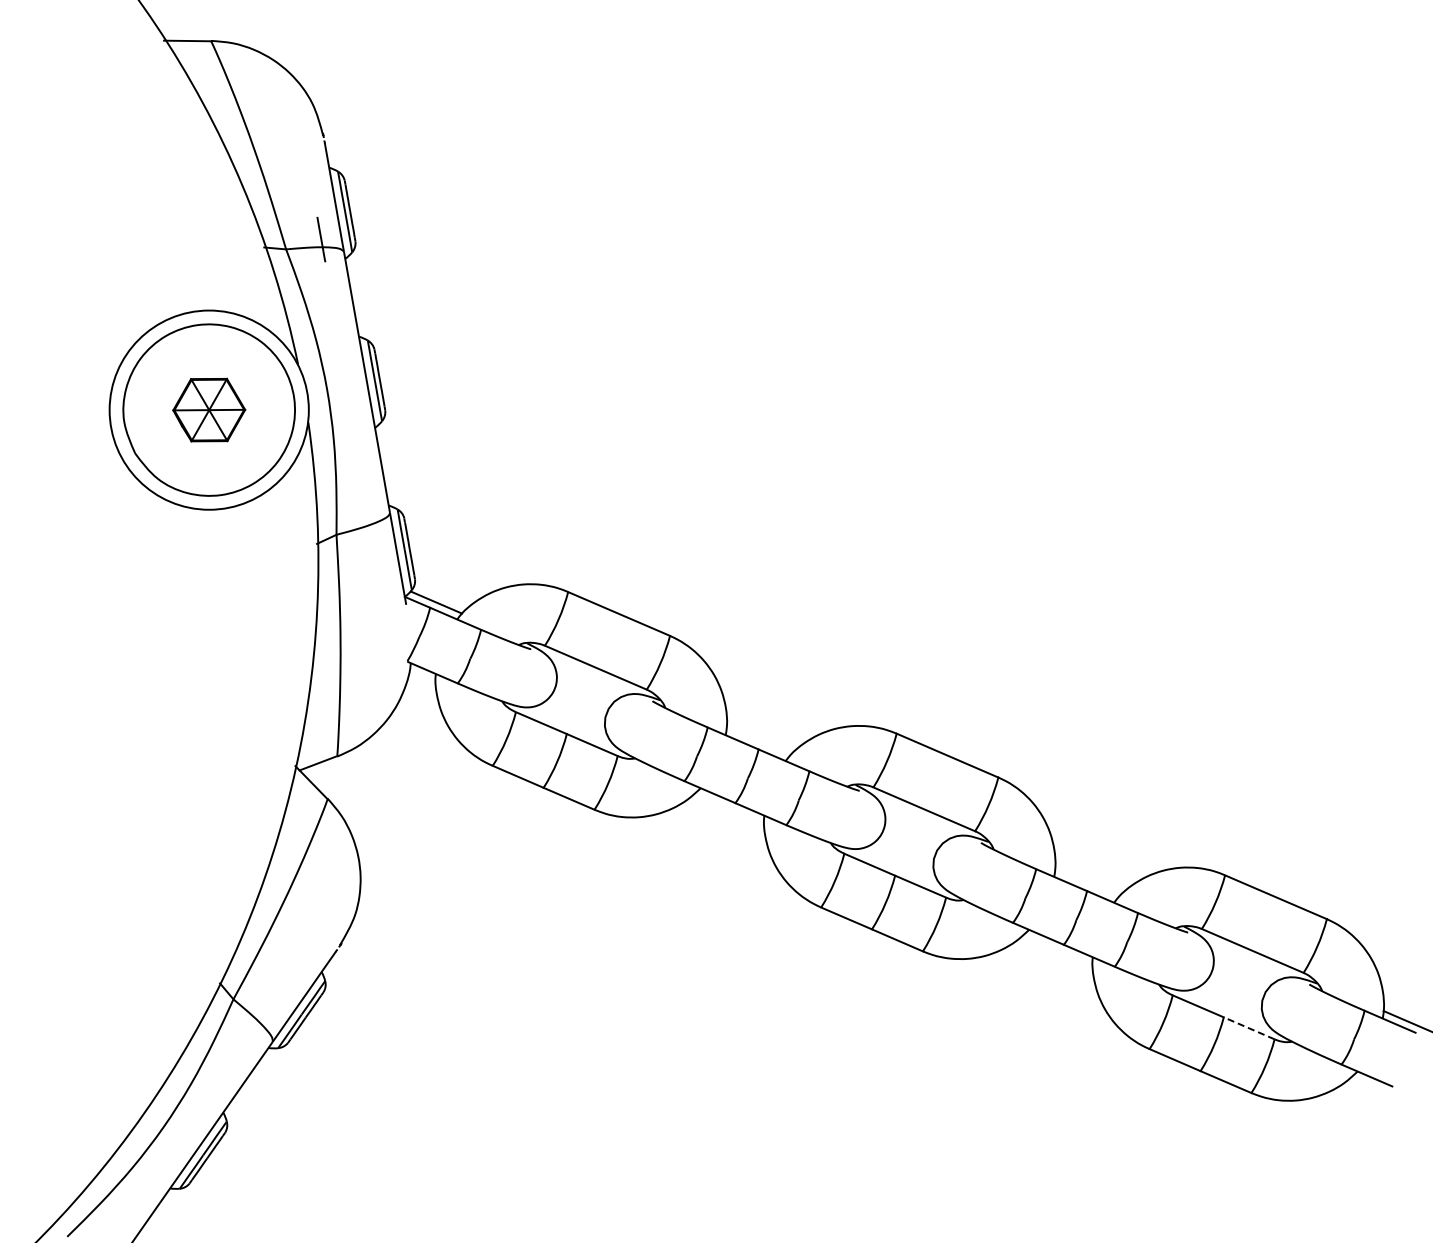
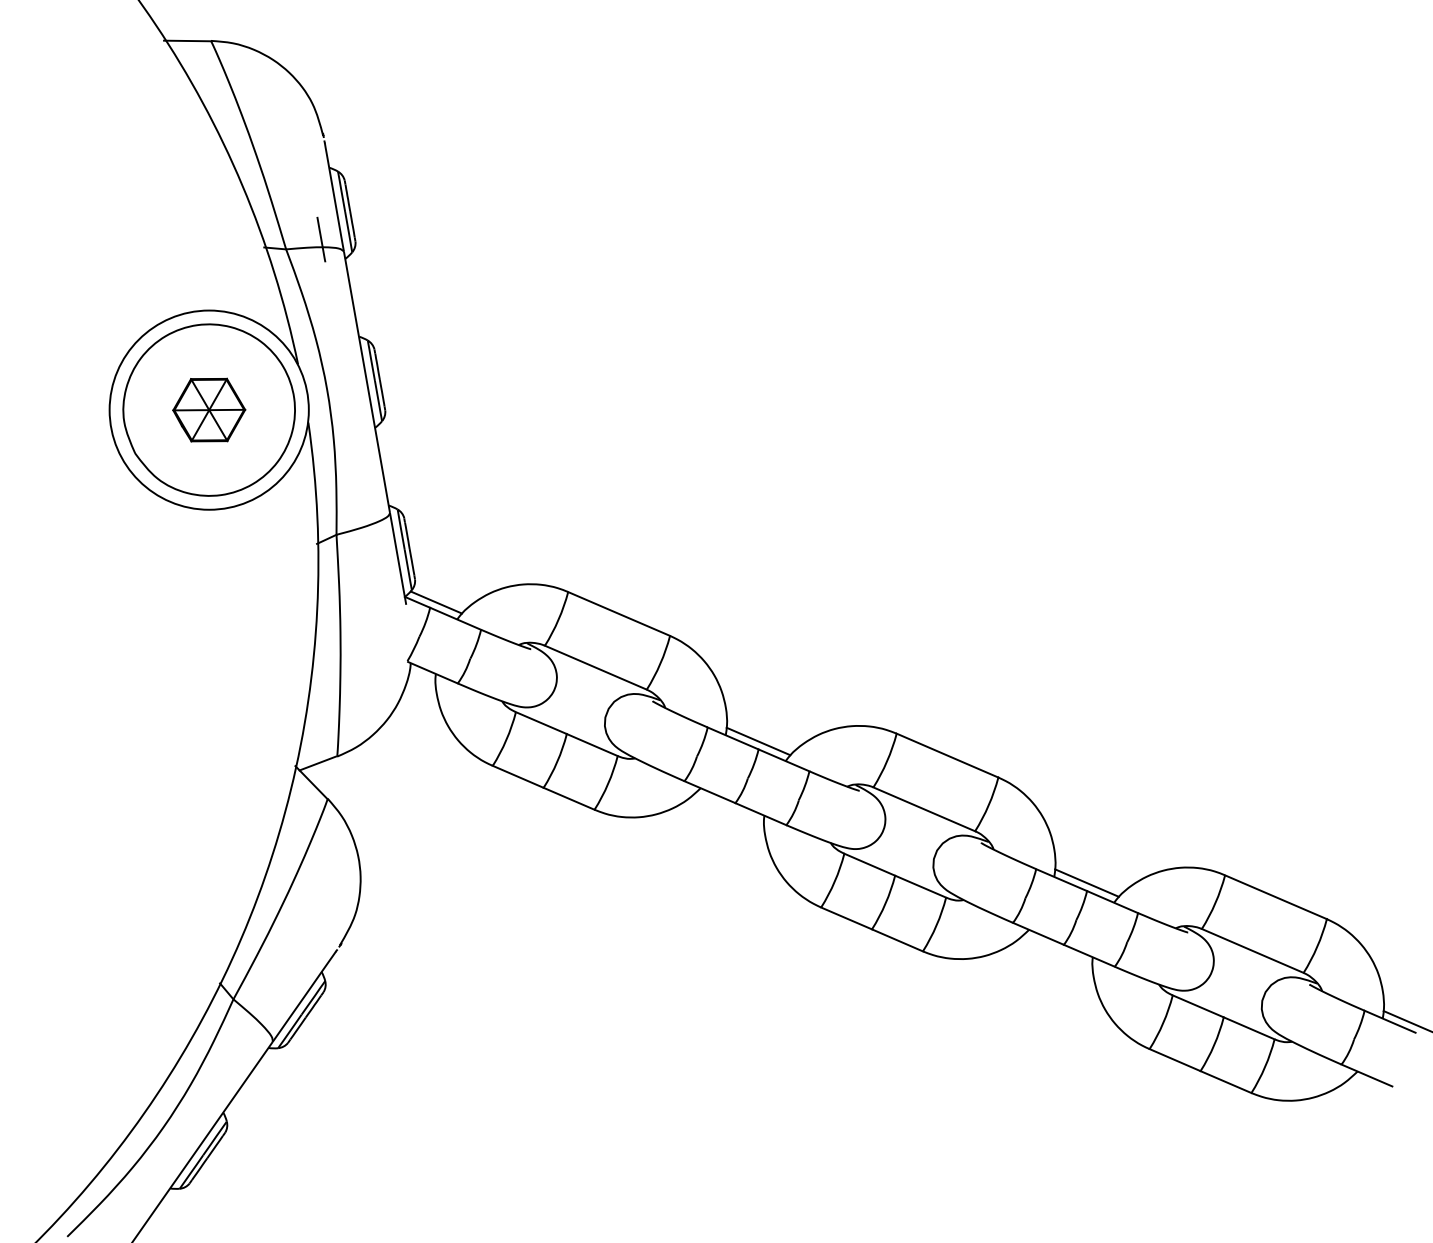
line: none -> present (758, 741)
line: none -> present (1086, 882)
line: dashed -> solid (1249, 1028)
